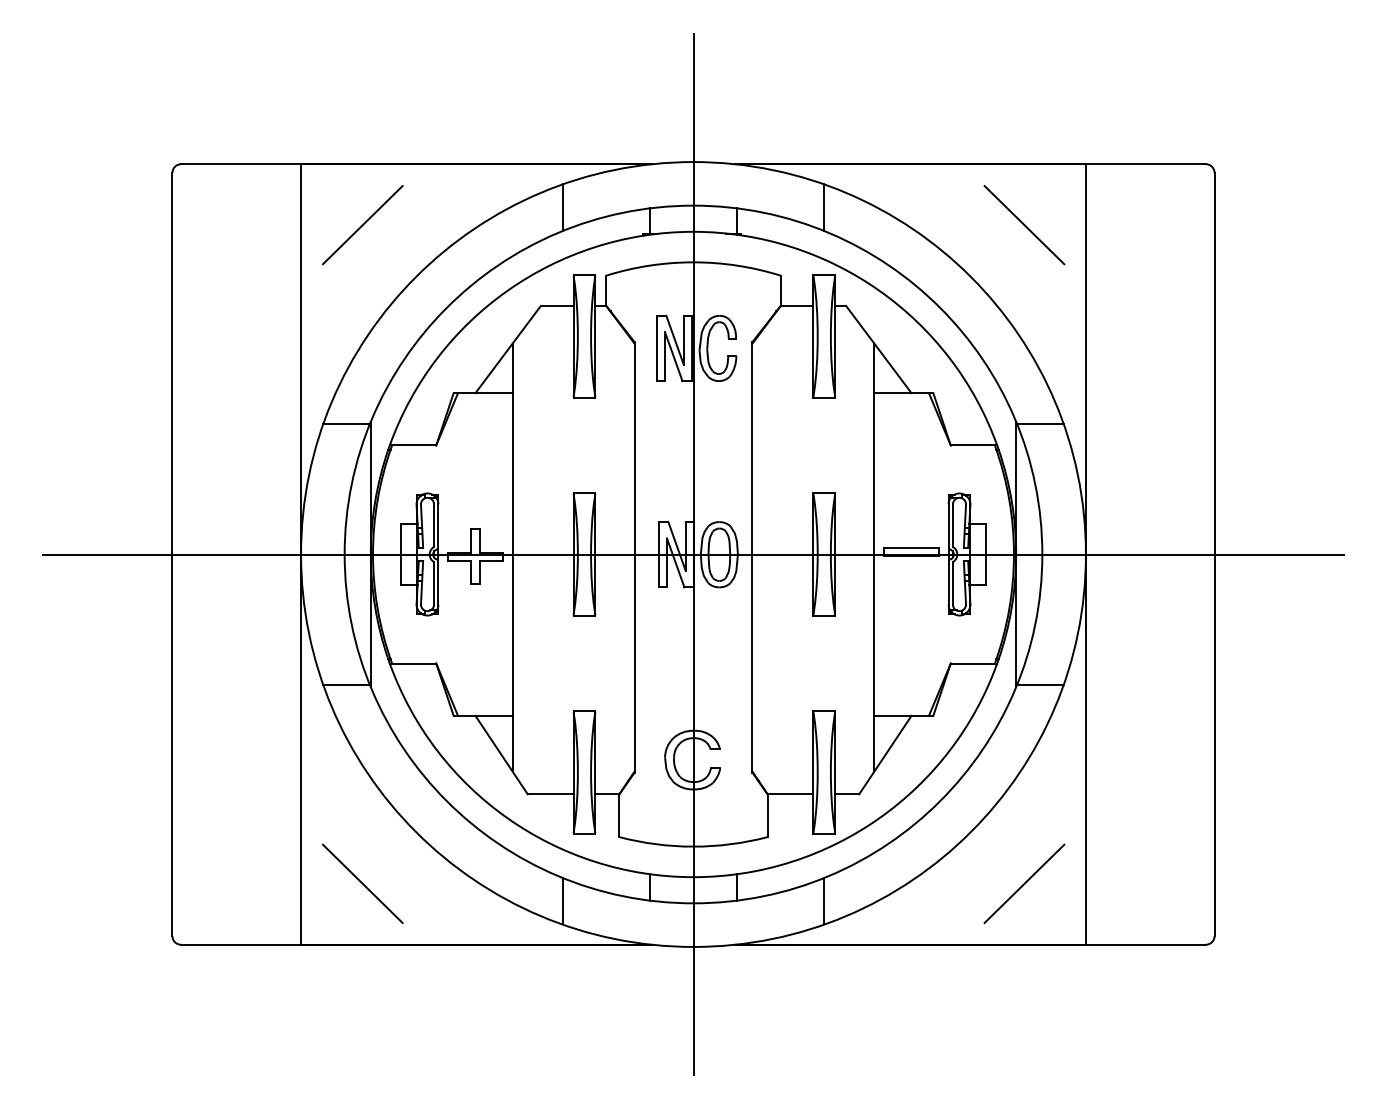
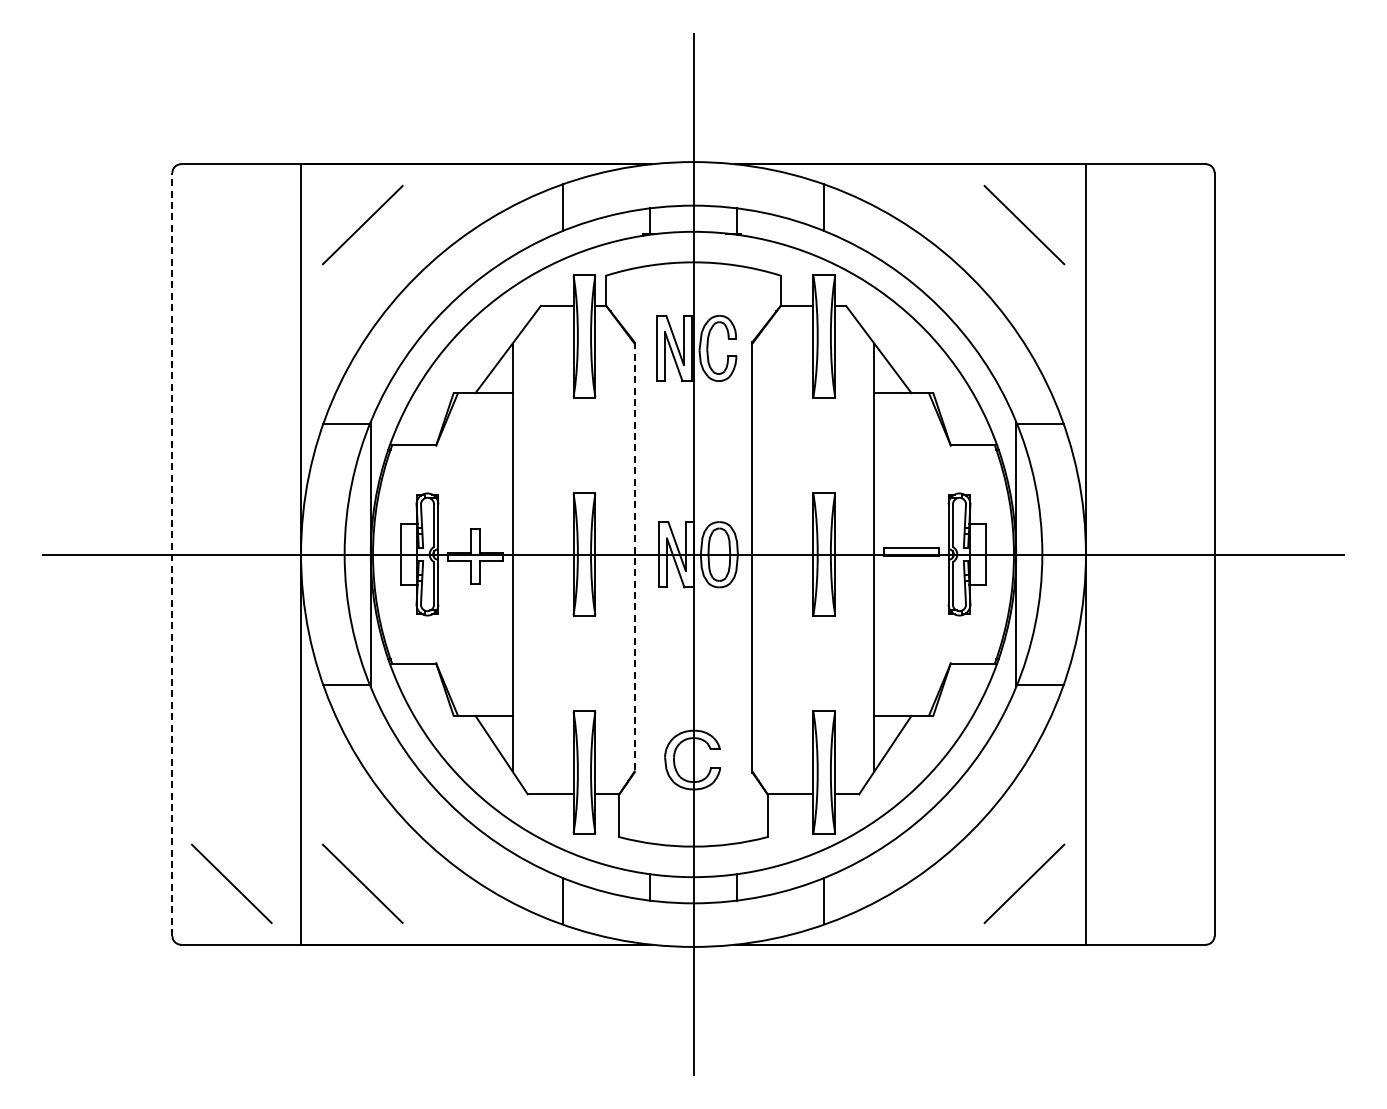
line: solid -> dashed (172, 554)
line: solid -> dashed (634, 557)
line: none -> present (231, 883)
